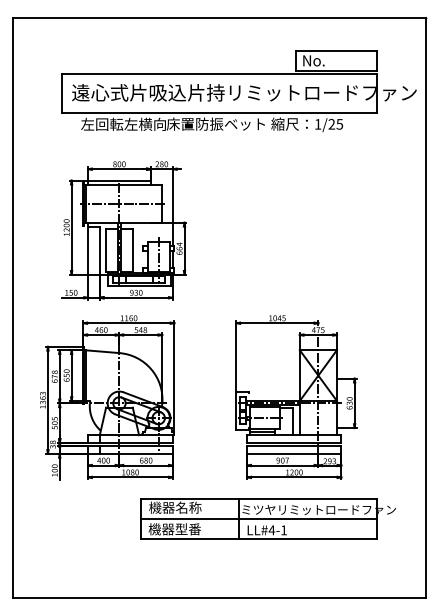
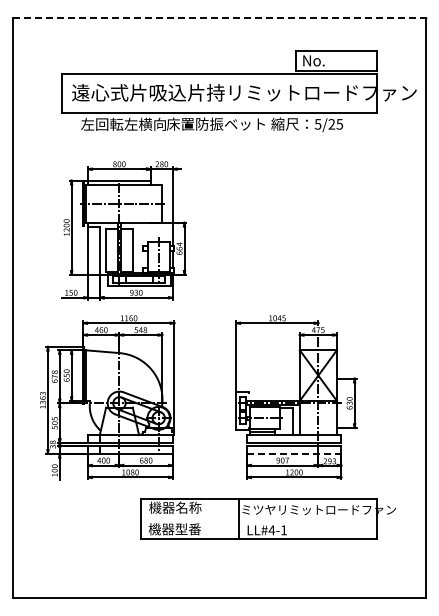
line: solid -> dashed (219, 18)
text: 1/25 -> 5/25 (317, 124)
line: solid -> dashed (294, 453)
line: present -> none (258, 519)
